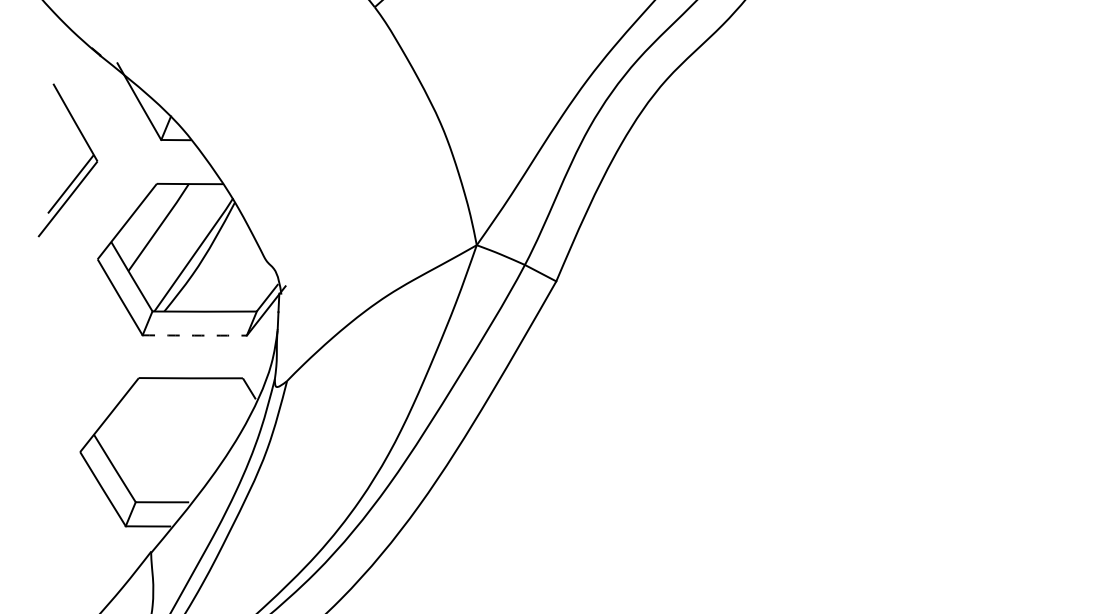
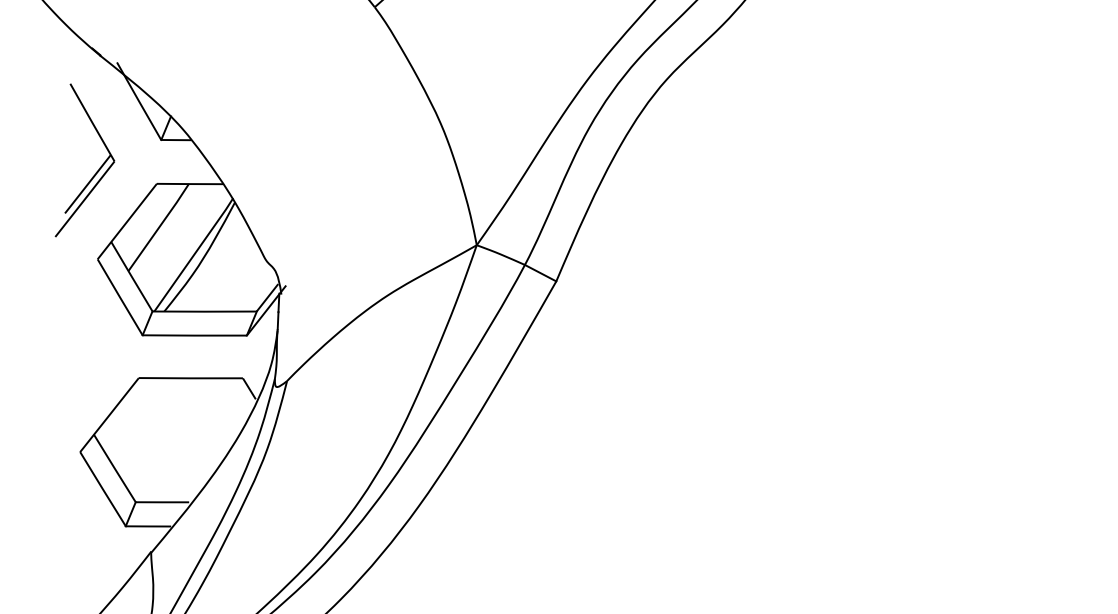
part position: (79, 171) -> (96, 171) (96, 171)
arc: dashed -> solid (194, 335)
